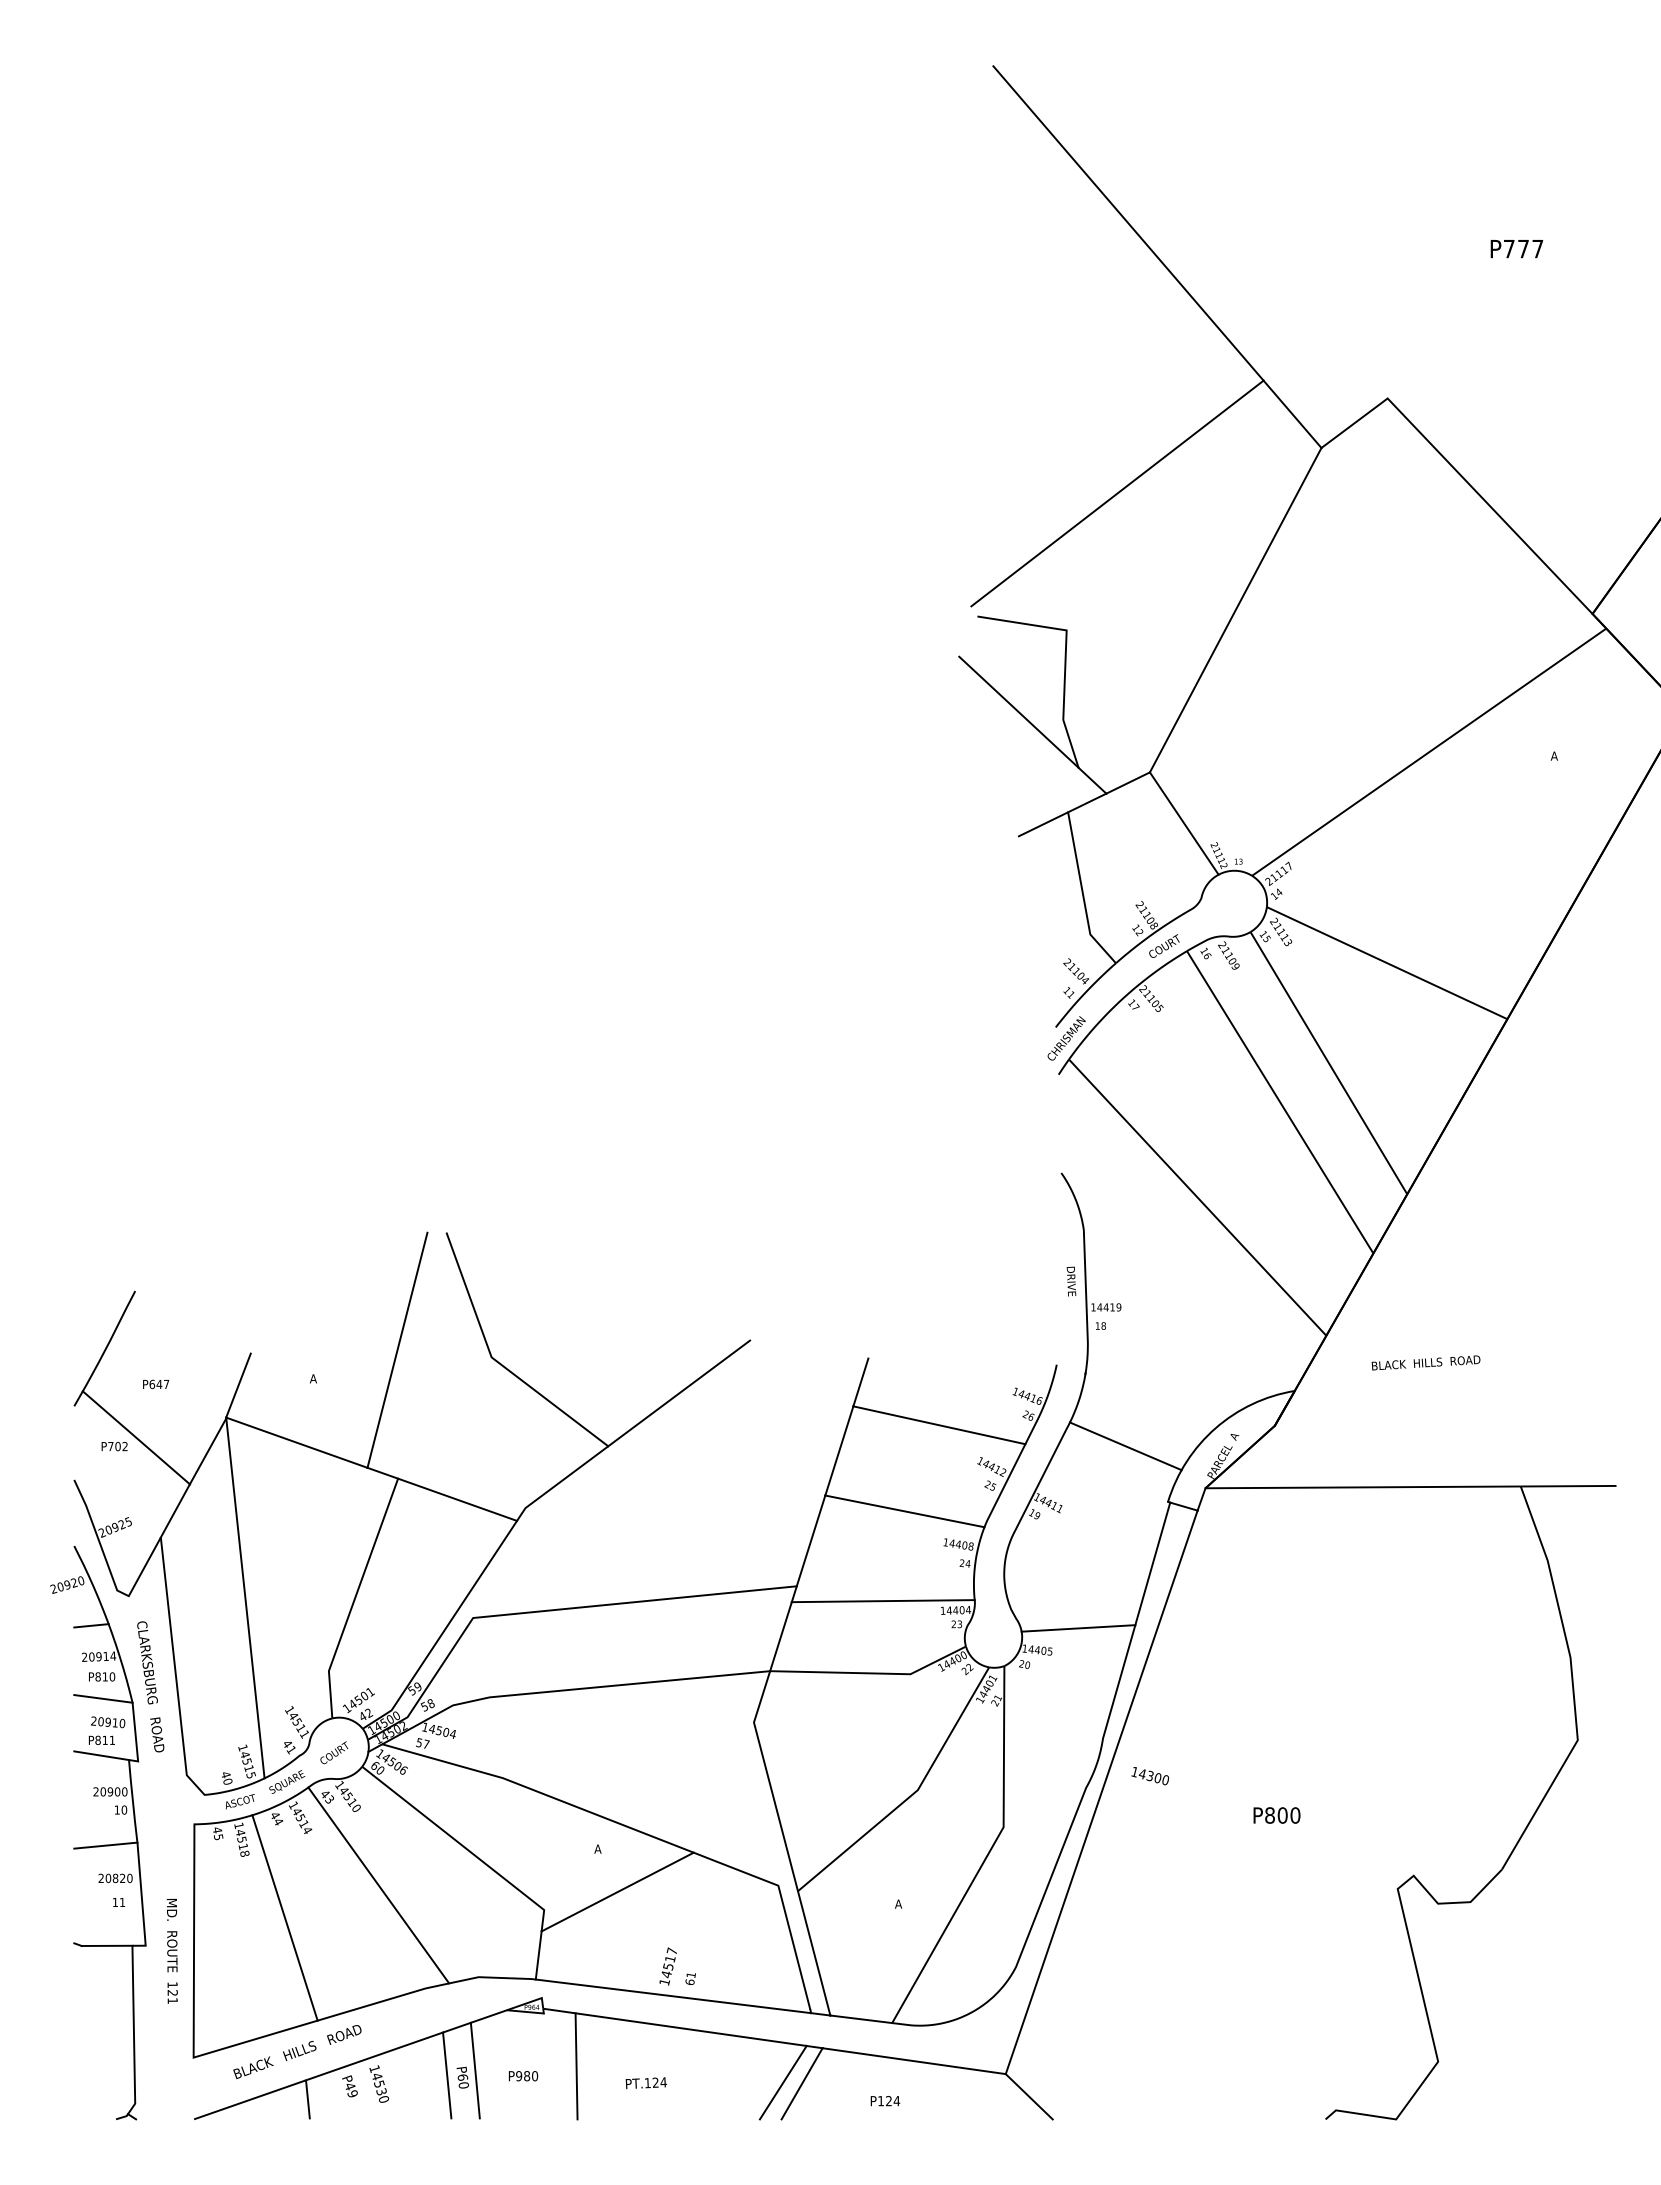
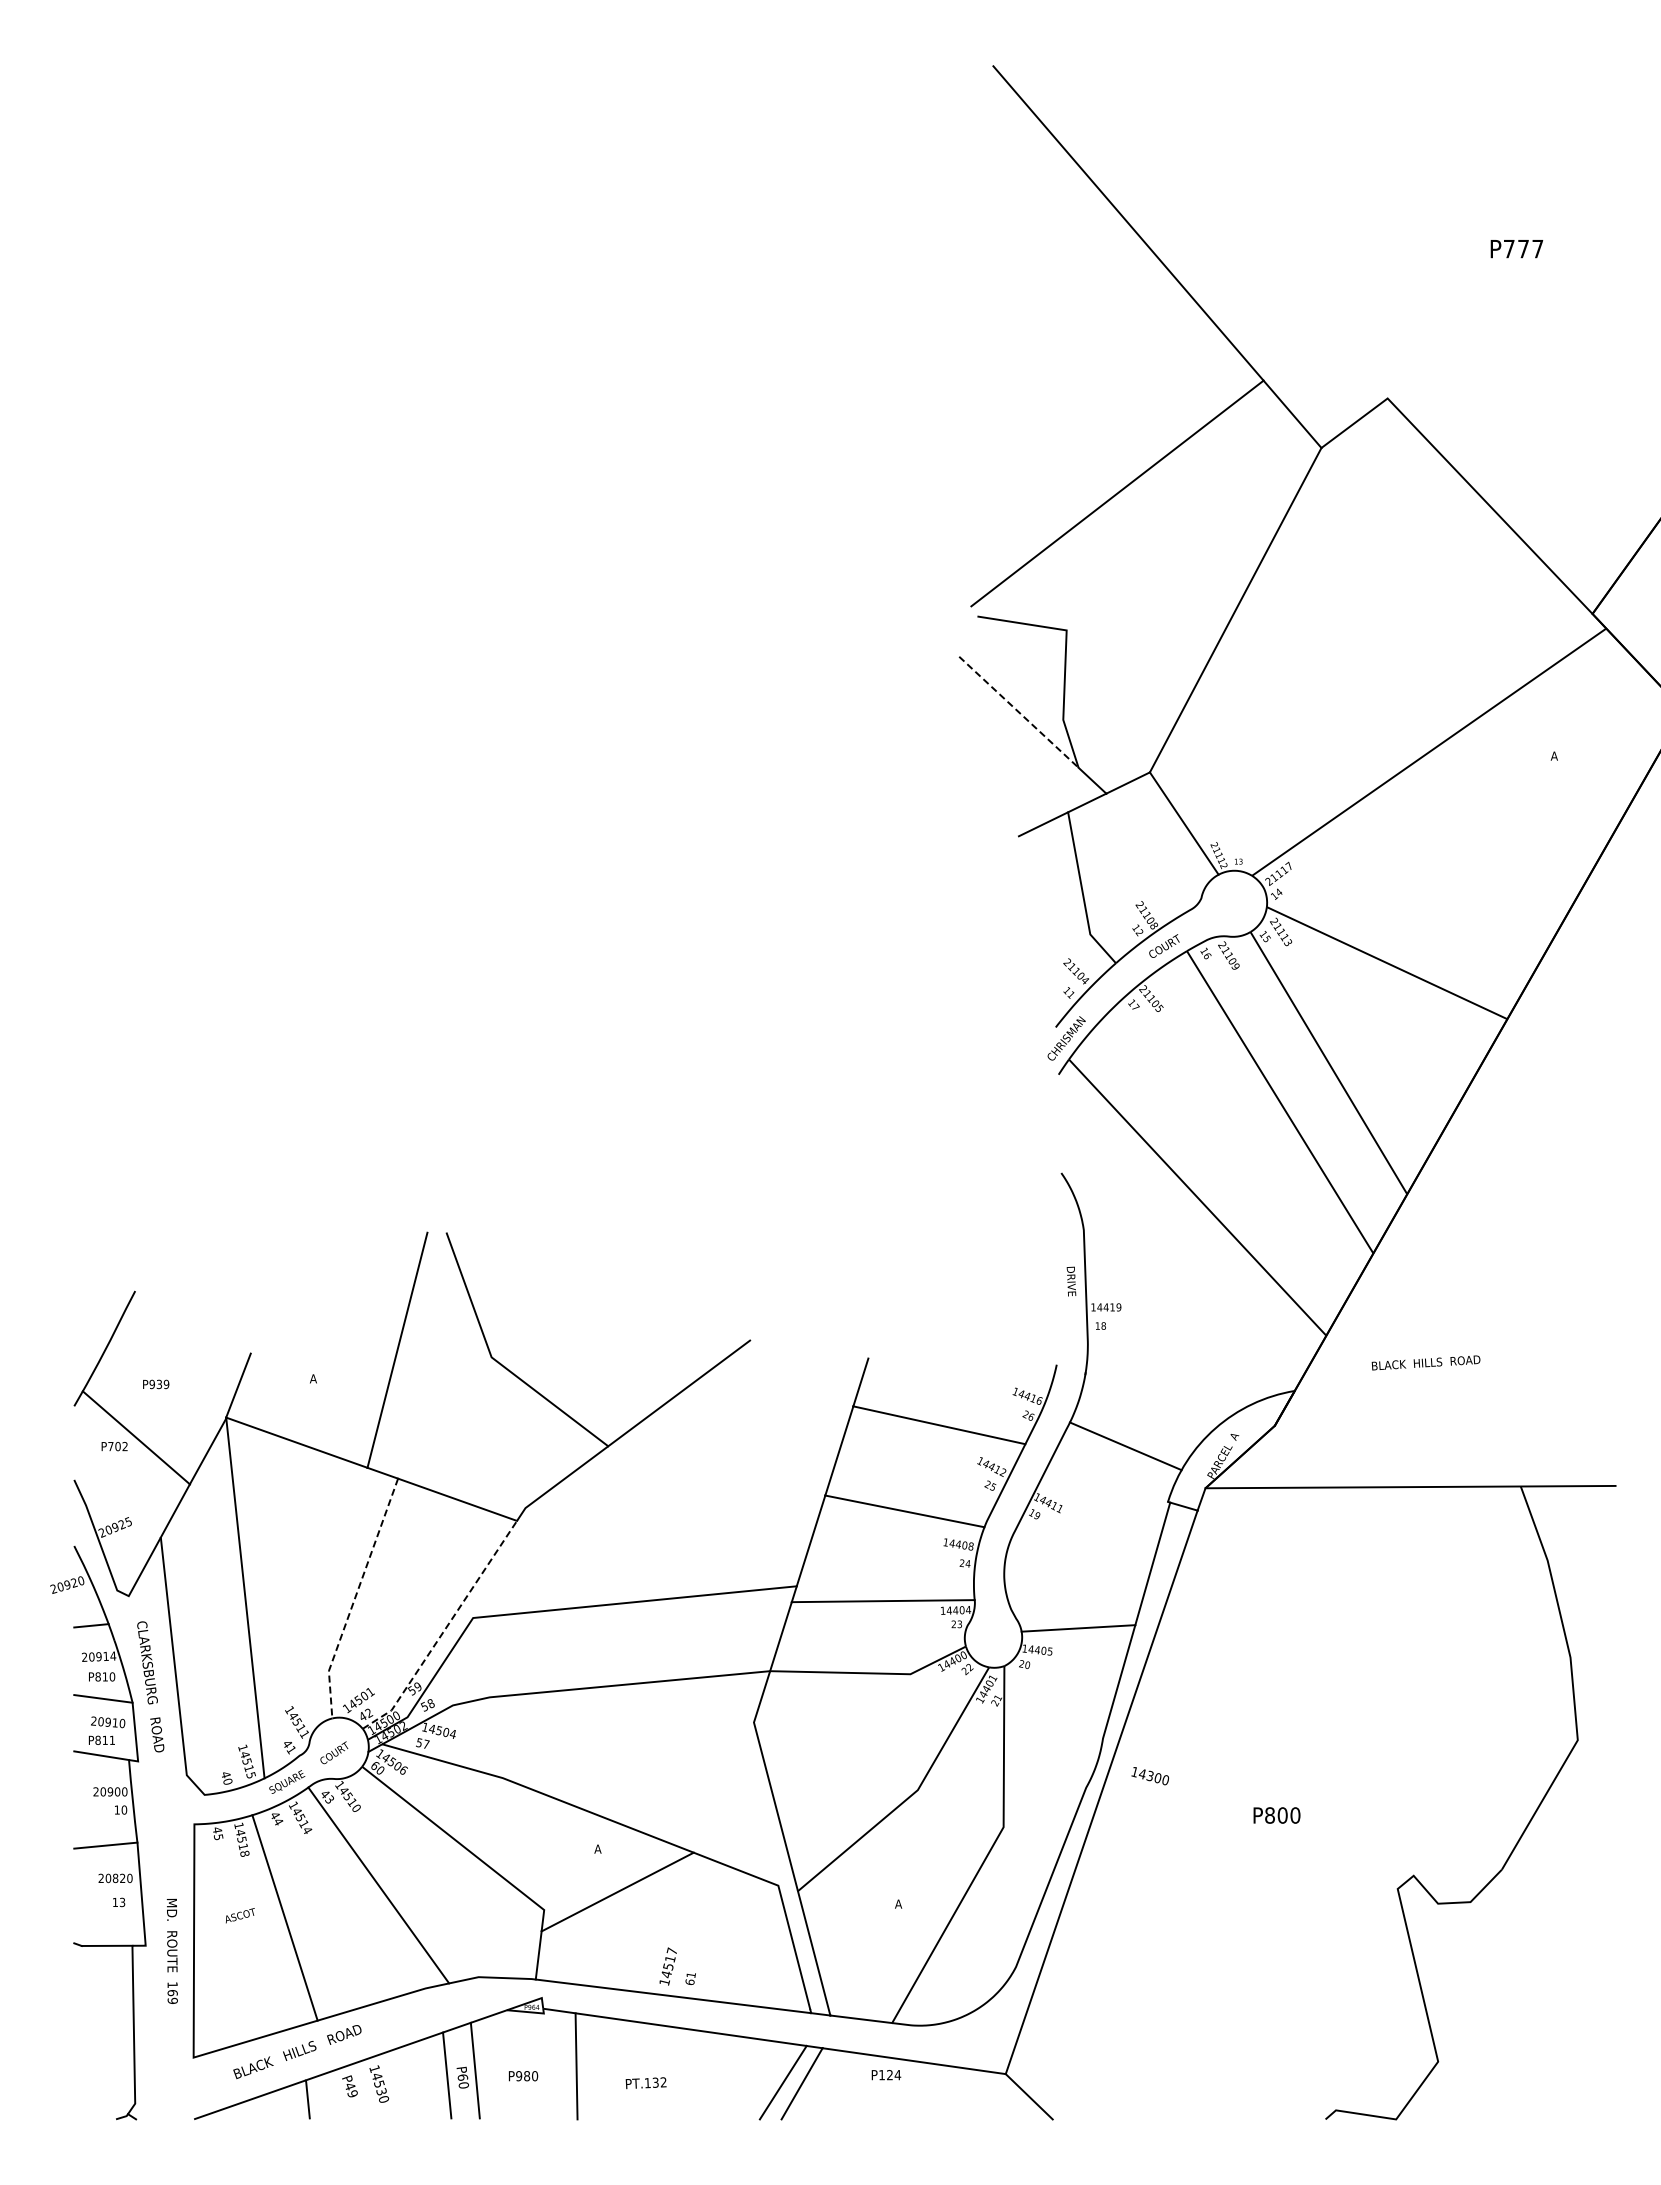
line: solid -> dashed (1019, 712)
text: P647 -> P939 (159, 1384)
line: solid -> dashed (355, 1597)
line: solid -> dashed (444, 1630)
text position: (240, 1801) -> (240, 1915) (240, 1915)
text: 11 -> 13 (122, 1902)
text: 121 -> 169 (172, 1996)
text: PT.124 -> PT.132 (659, 2082)
text position: (885, 2101) -> (886, 2075) (886, 2075)
